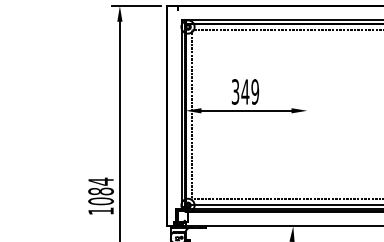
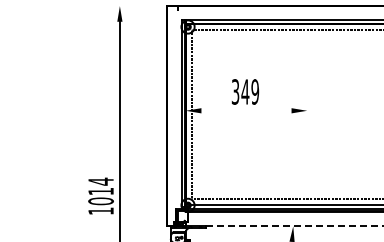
line: present -> none (136, 6)
line: present -> none (246, 110)
text: 1084 -> 1014 (100, 191)
line: solid -> dashed (294, 226)
